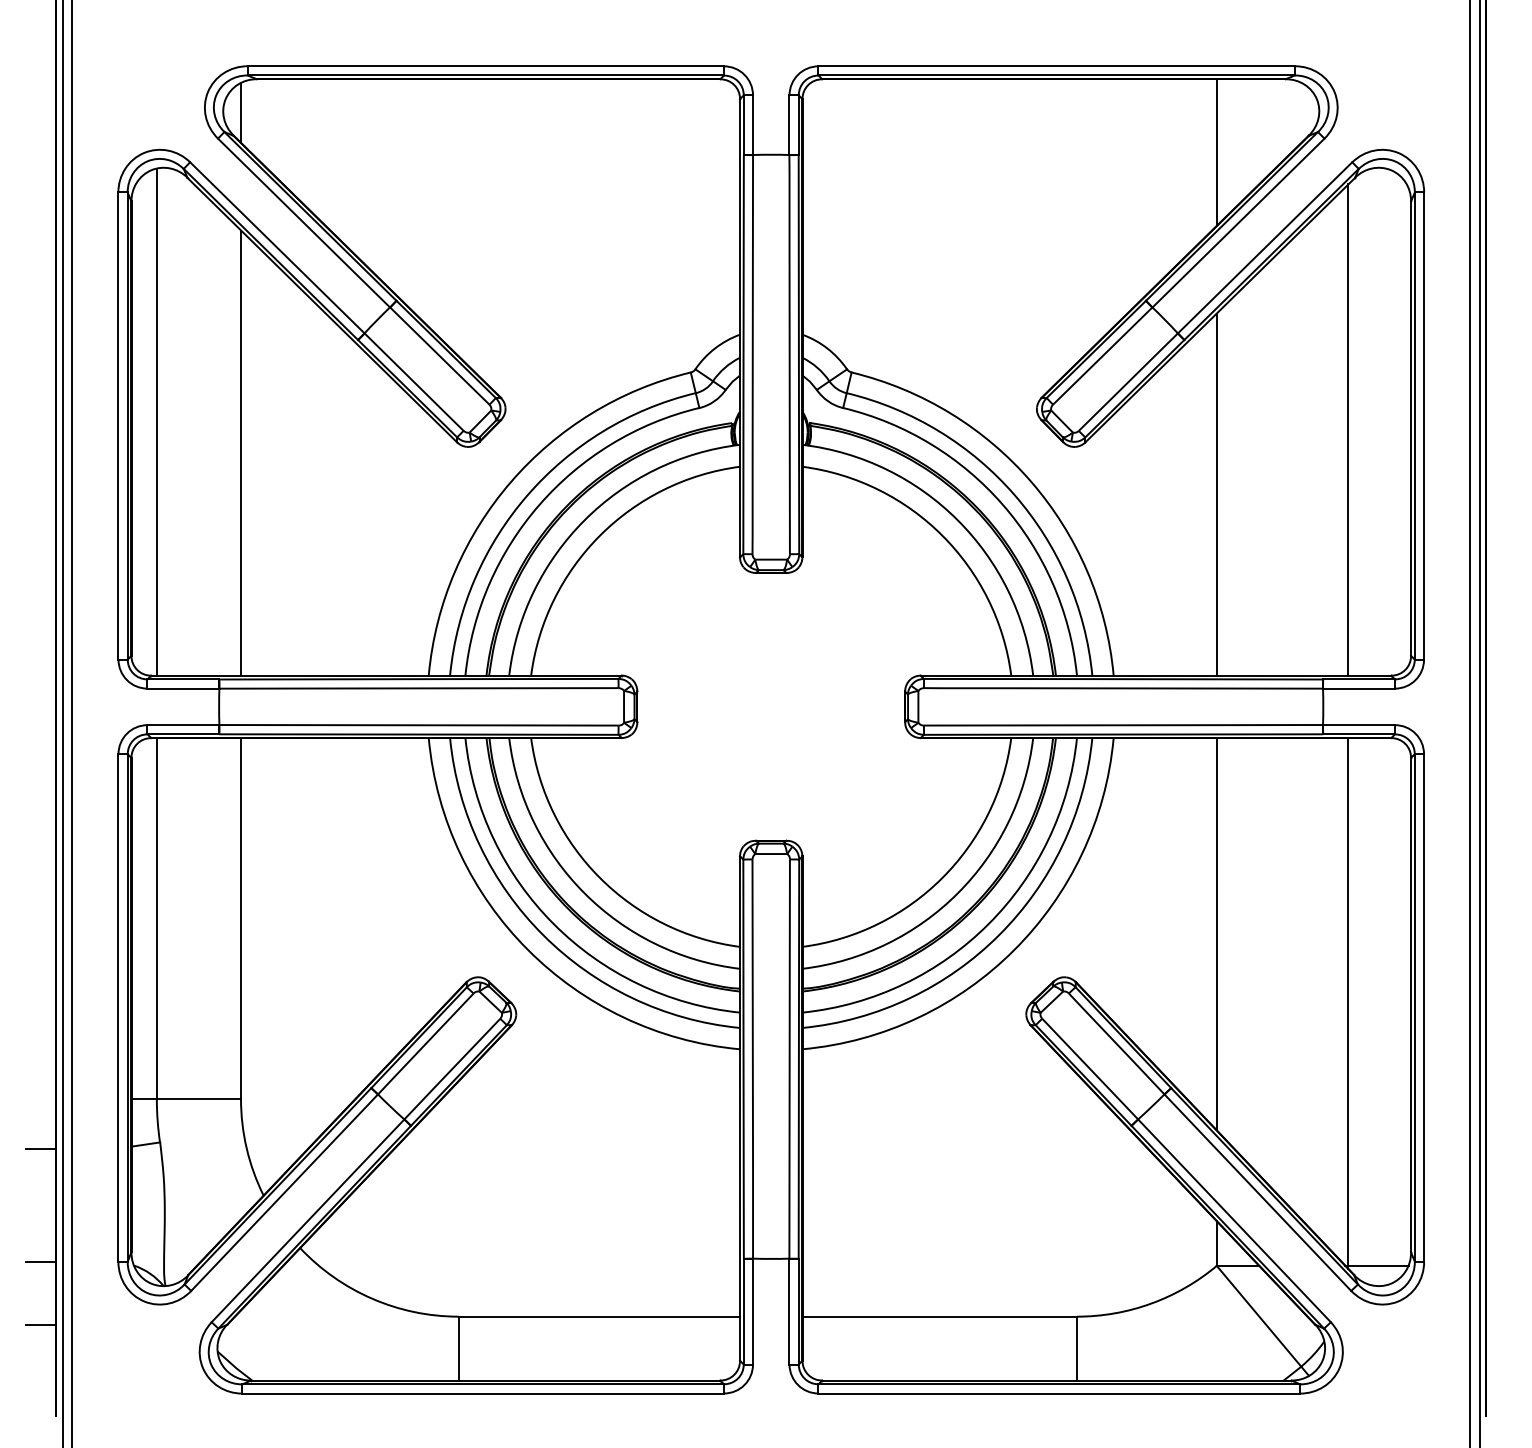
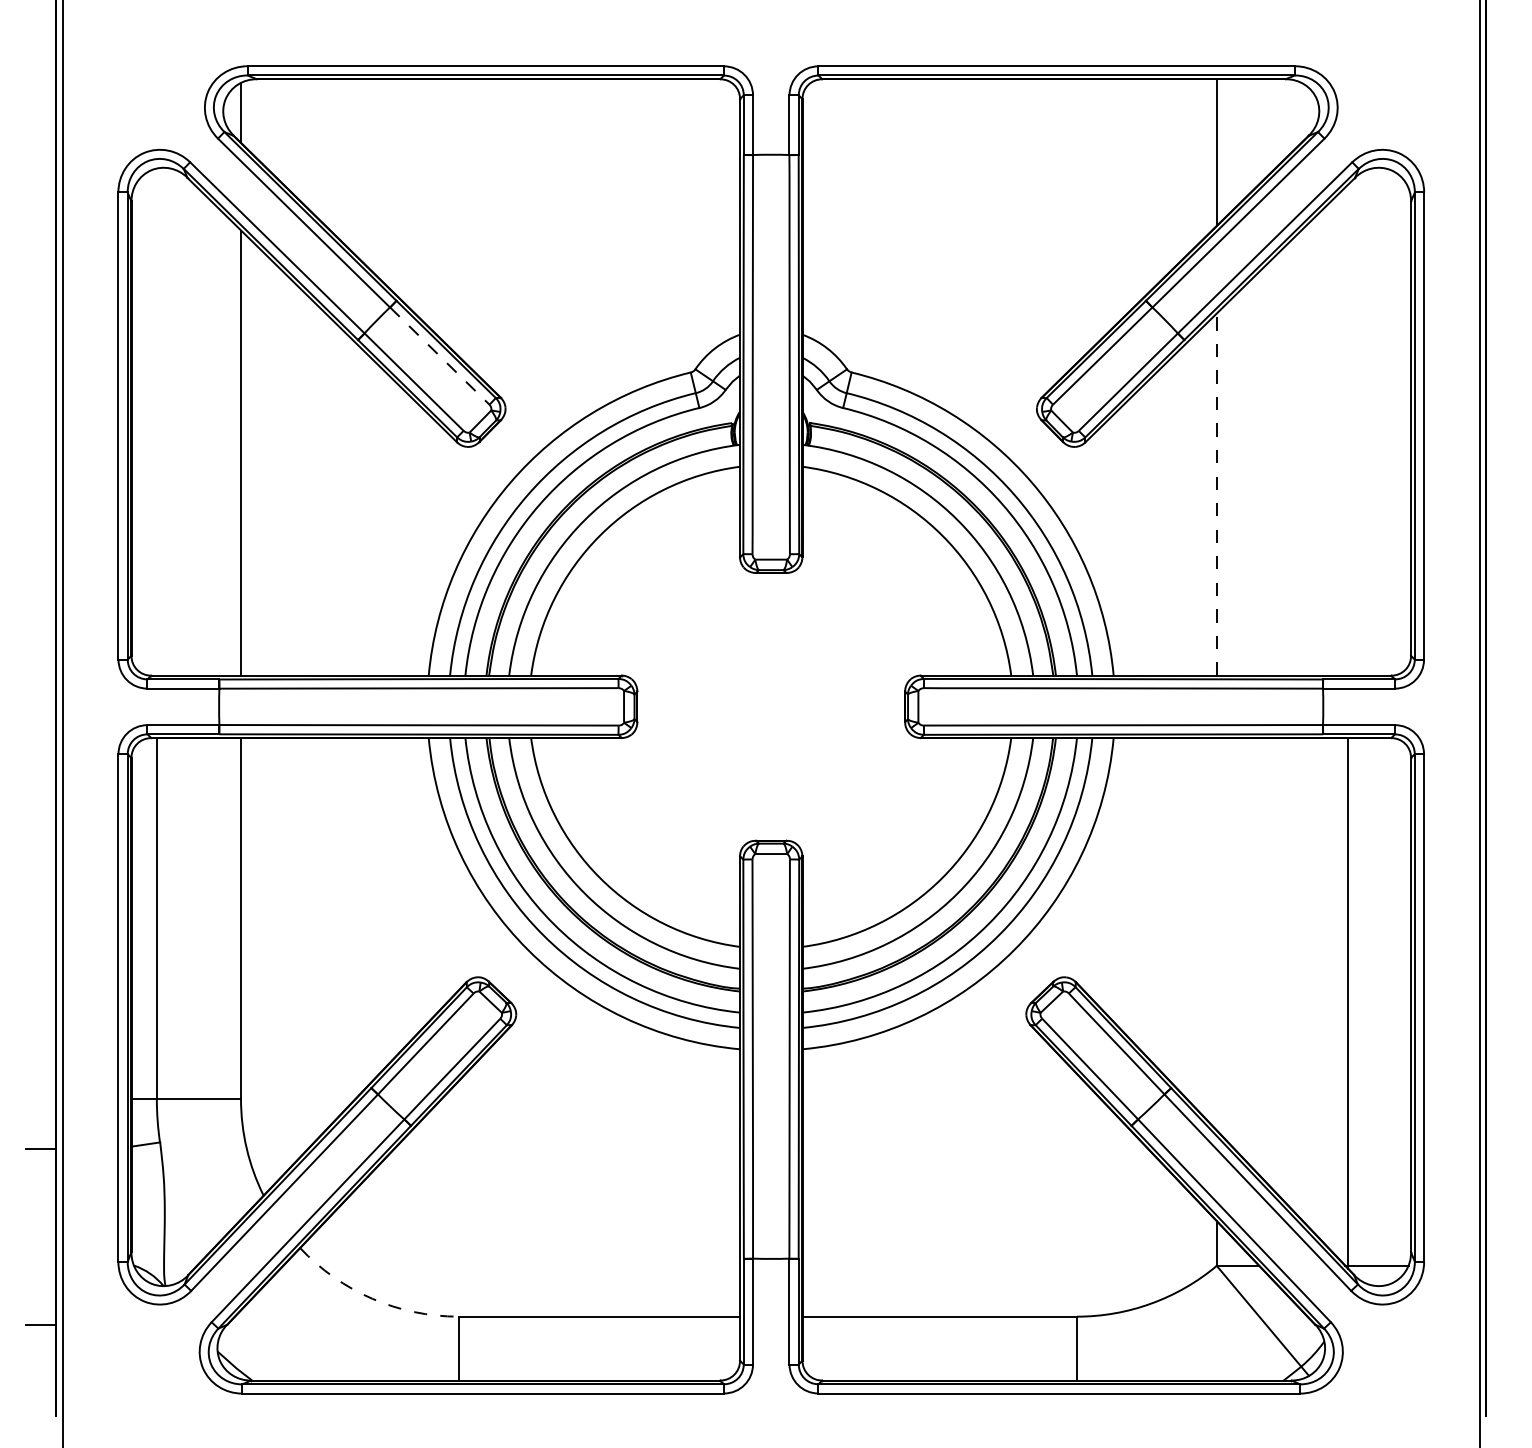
line: solid -> dashed (439, 355)
line: present -> none (156, 421)
line: present -> none (1348, 429)
line: solid -> dashed (1216, 494)
line: present -> none (72, 723)
line: present -> none (1470, 723)
line: present -> none (1216, 934)
line: present -> none (41, 1262)
arc: solid -> dashed (372, 1298)
